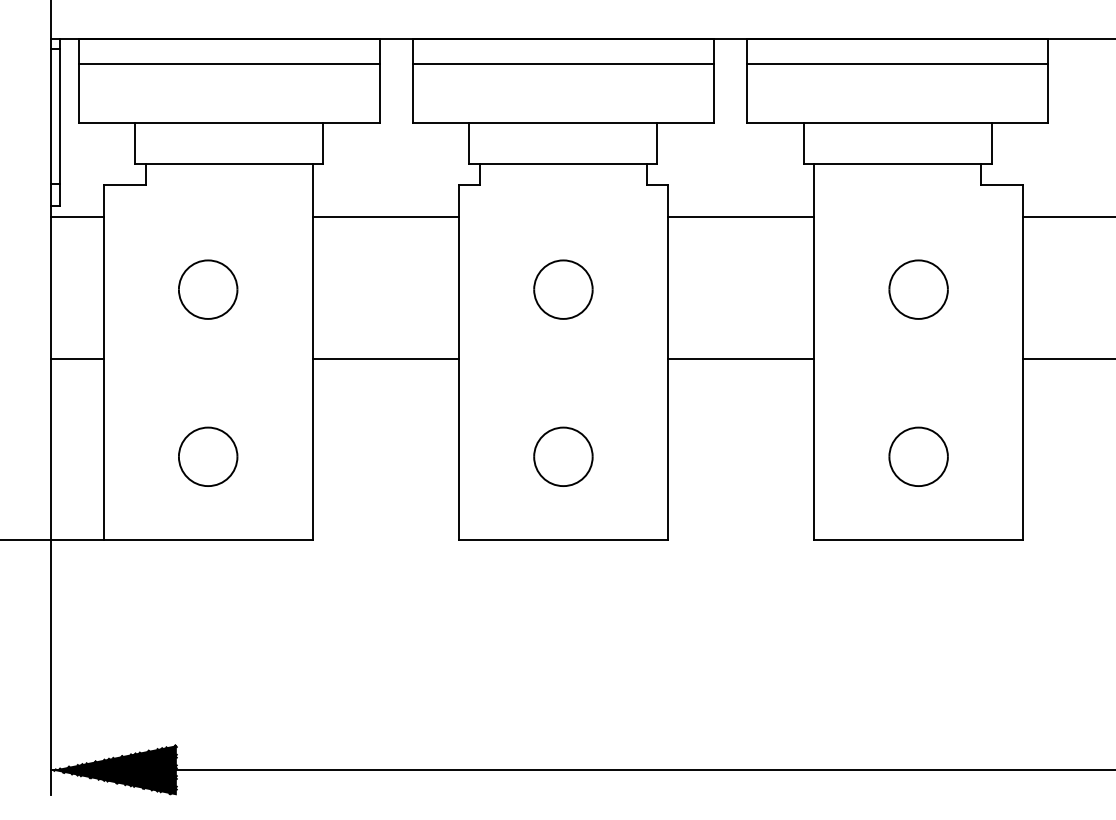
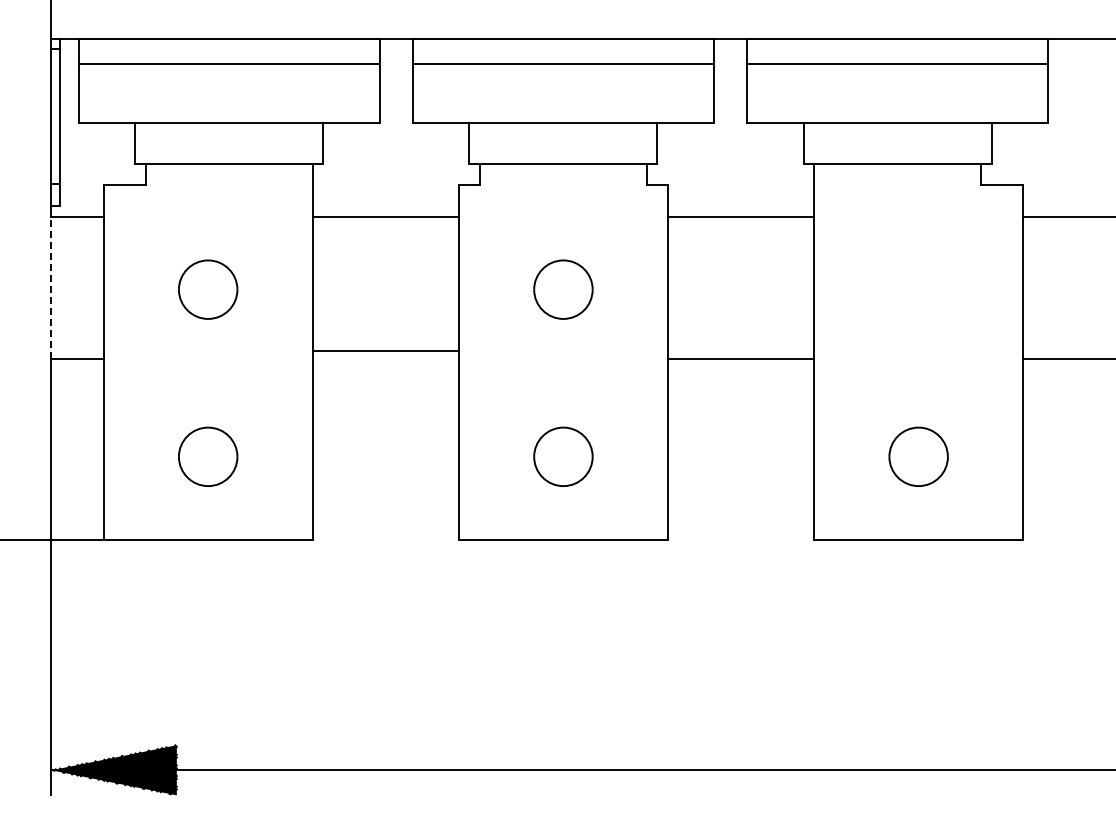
line: solid -> dashed (51, 287)
part: present -> none (918, 289)
line position: (385, 358) -> (385, 350) (385, 350)
